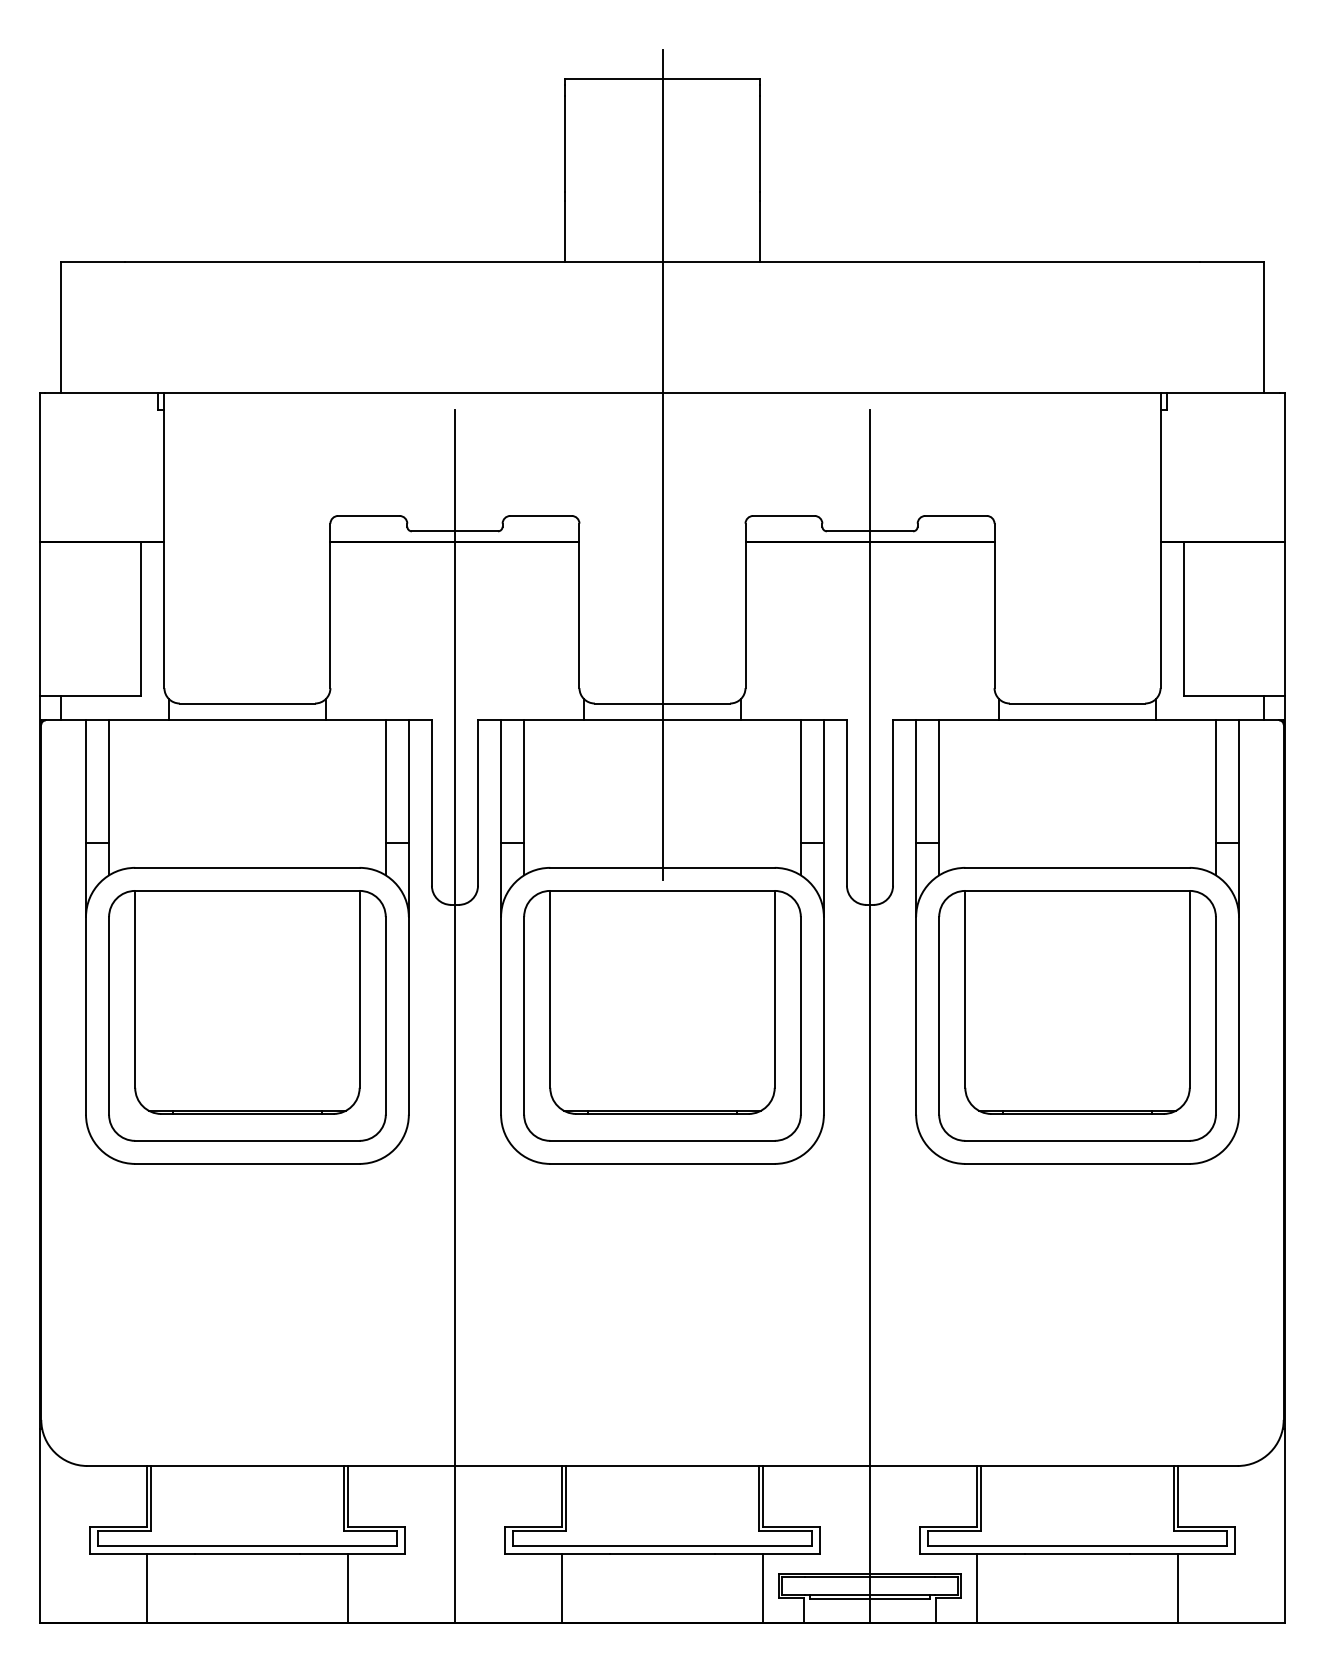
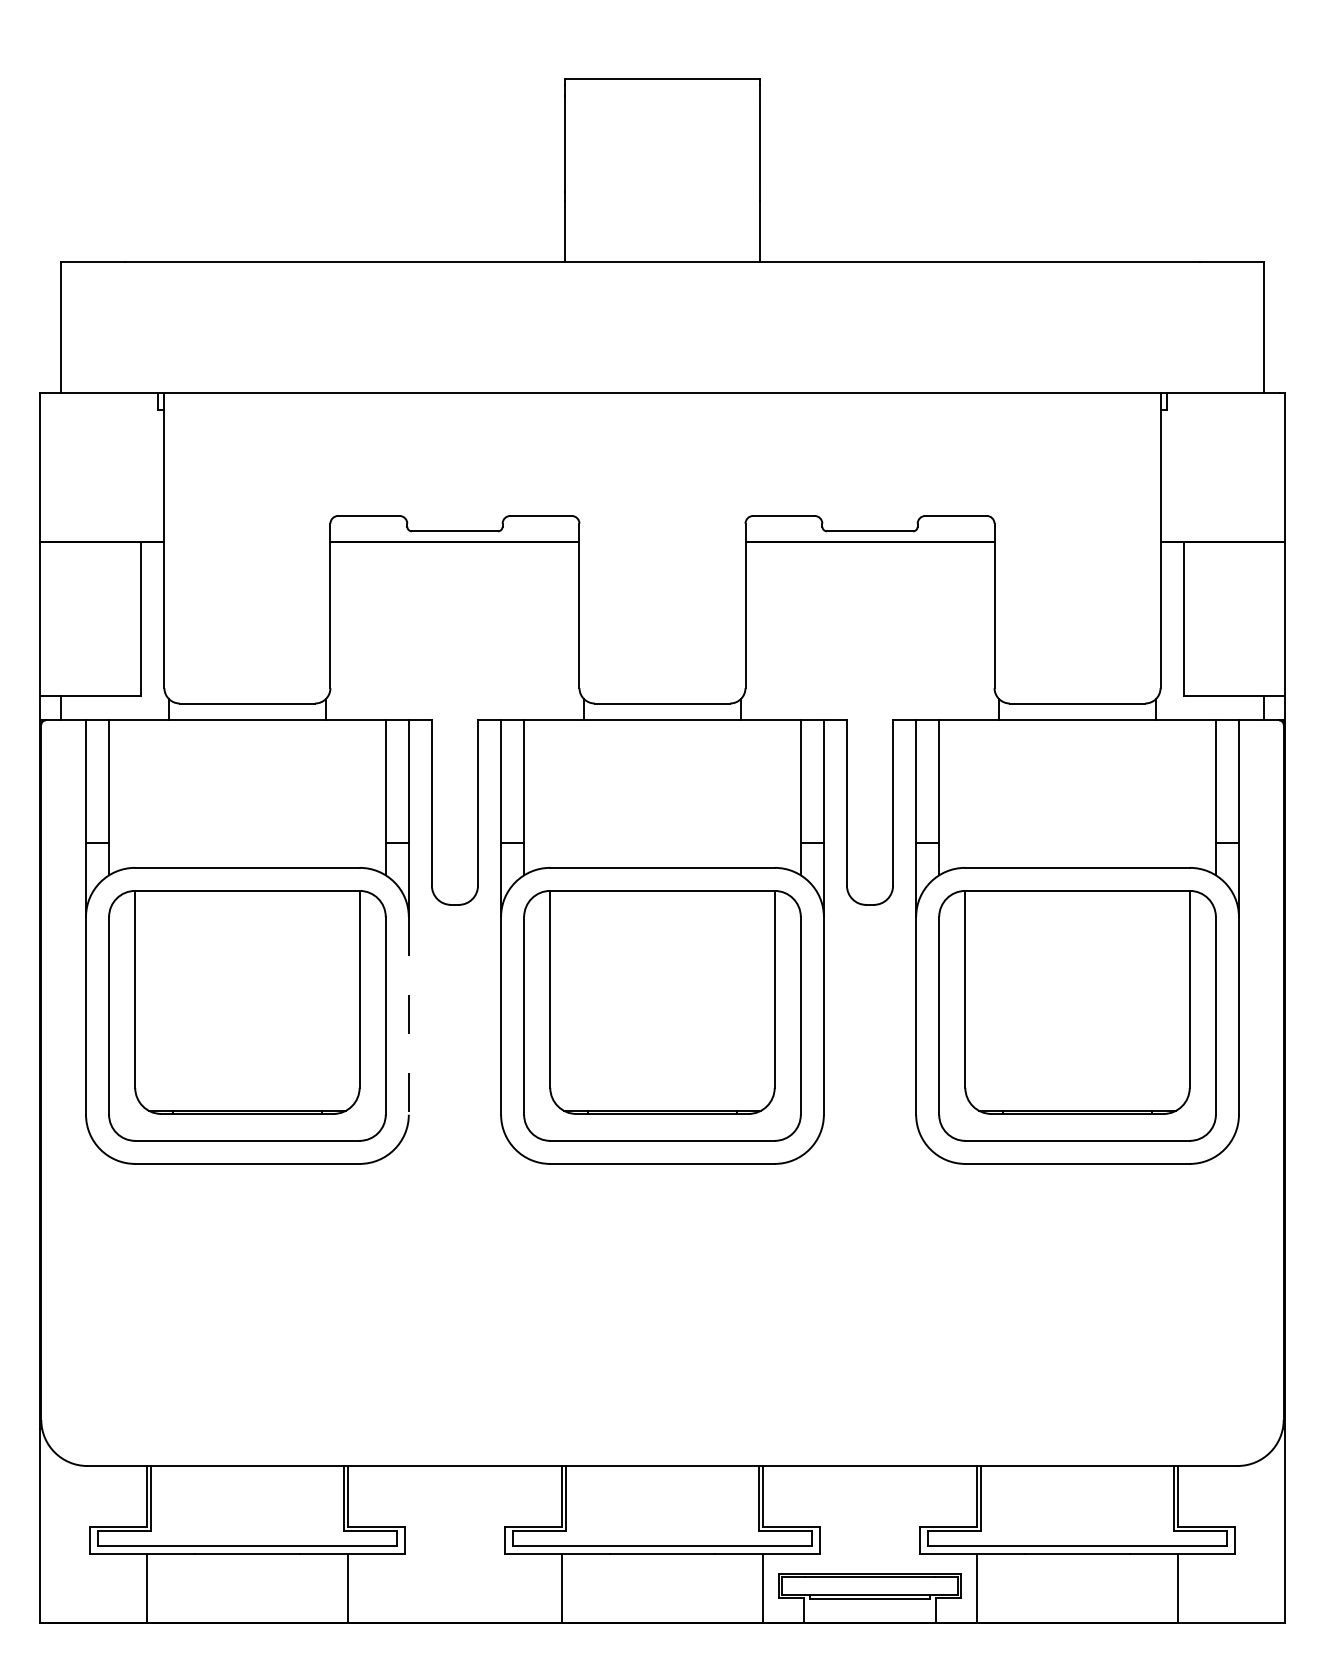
line: present -> none (662, 465)
line: solid -> dashed (408, 1015)
line: present -> none (454, 1015)
line: present -> none (870, 1015)
